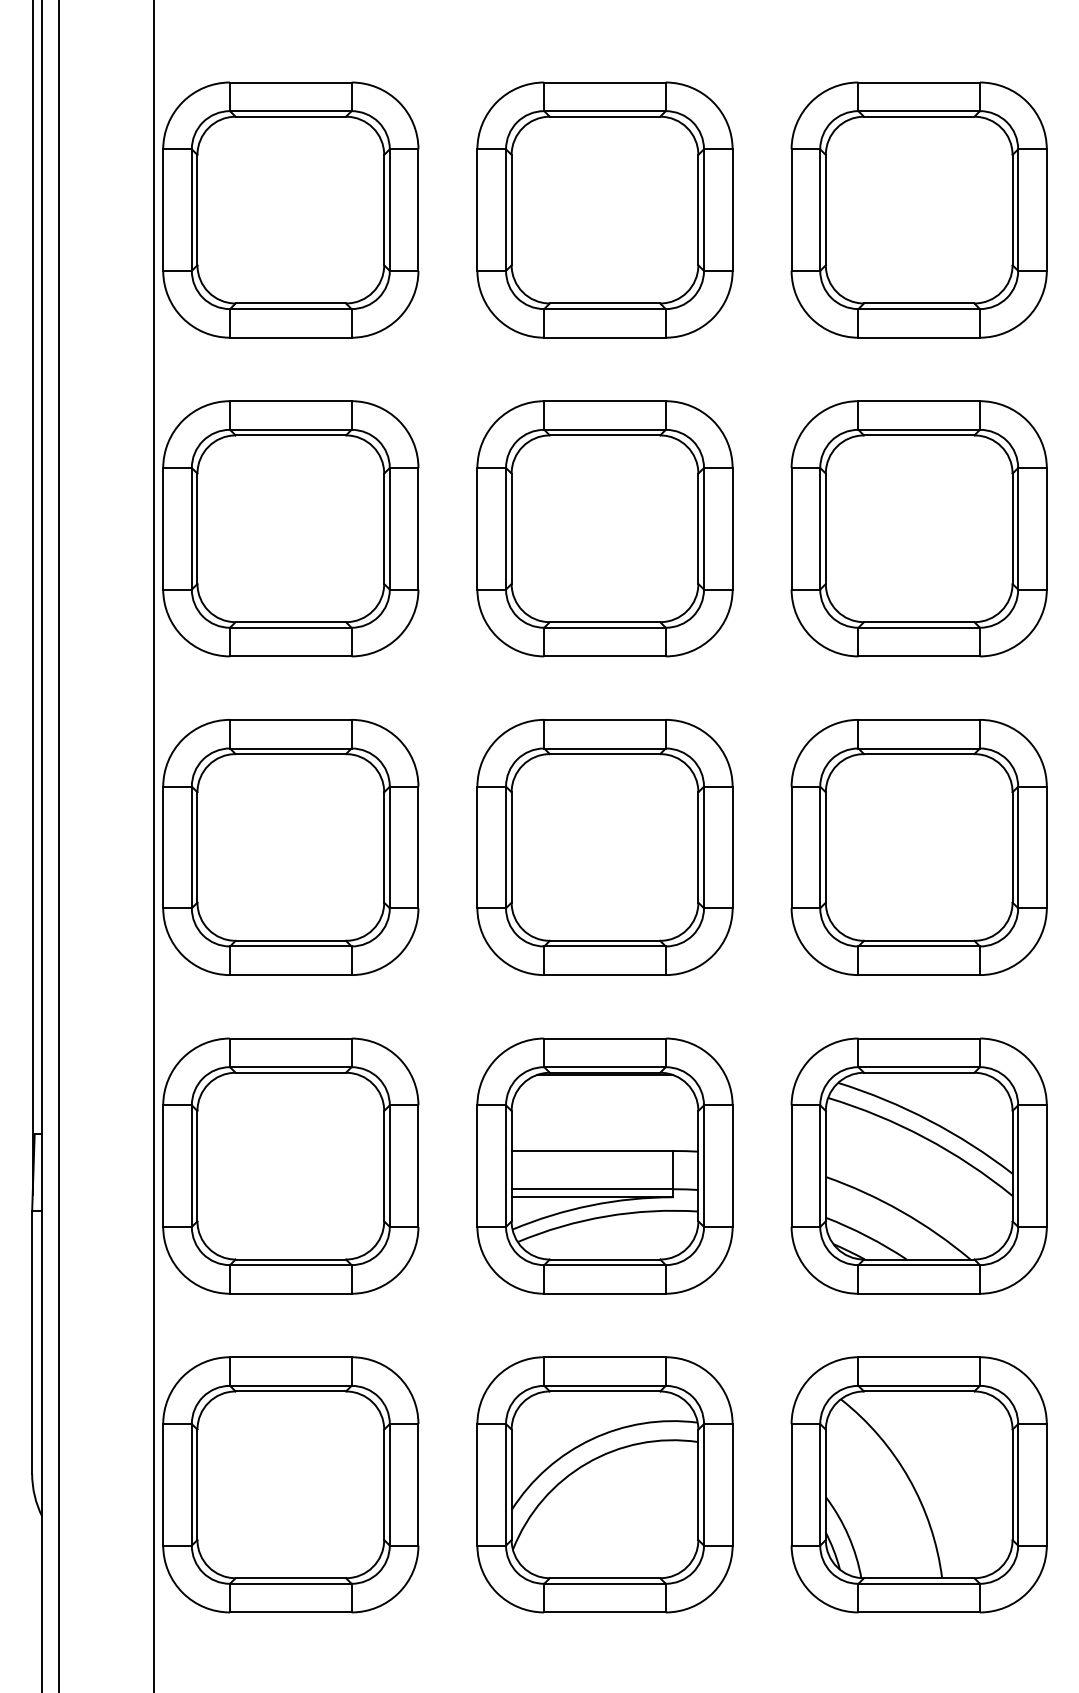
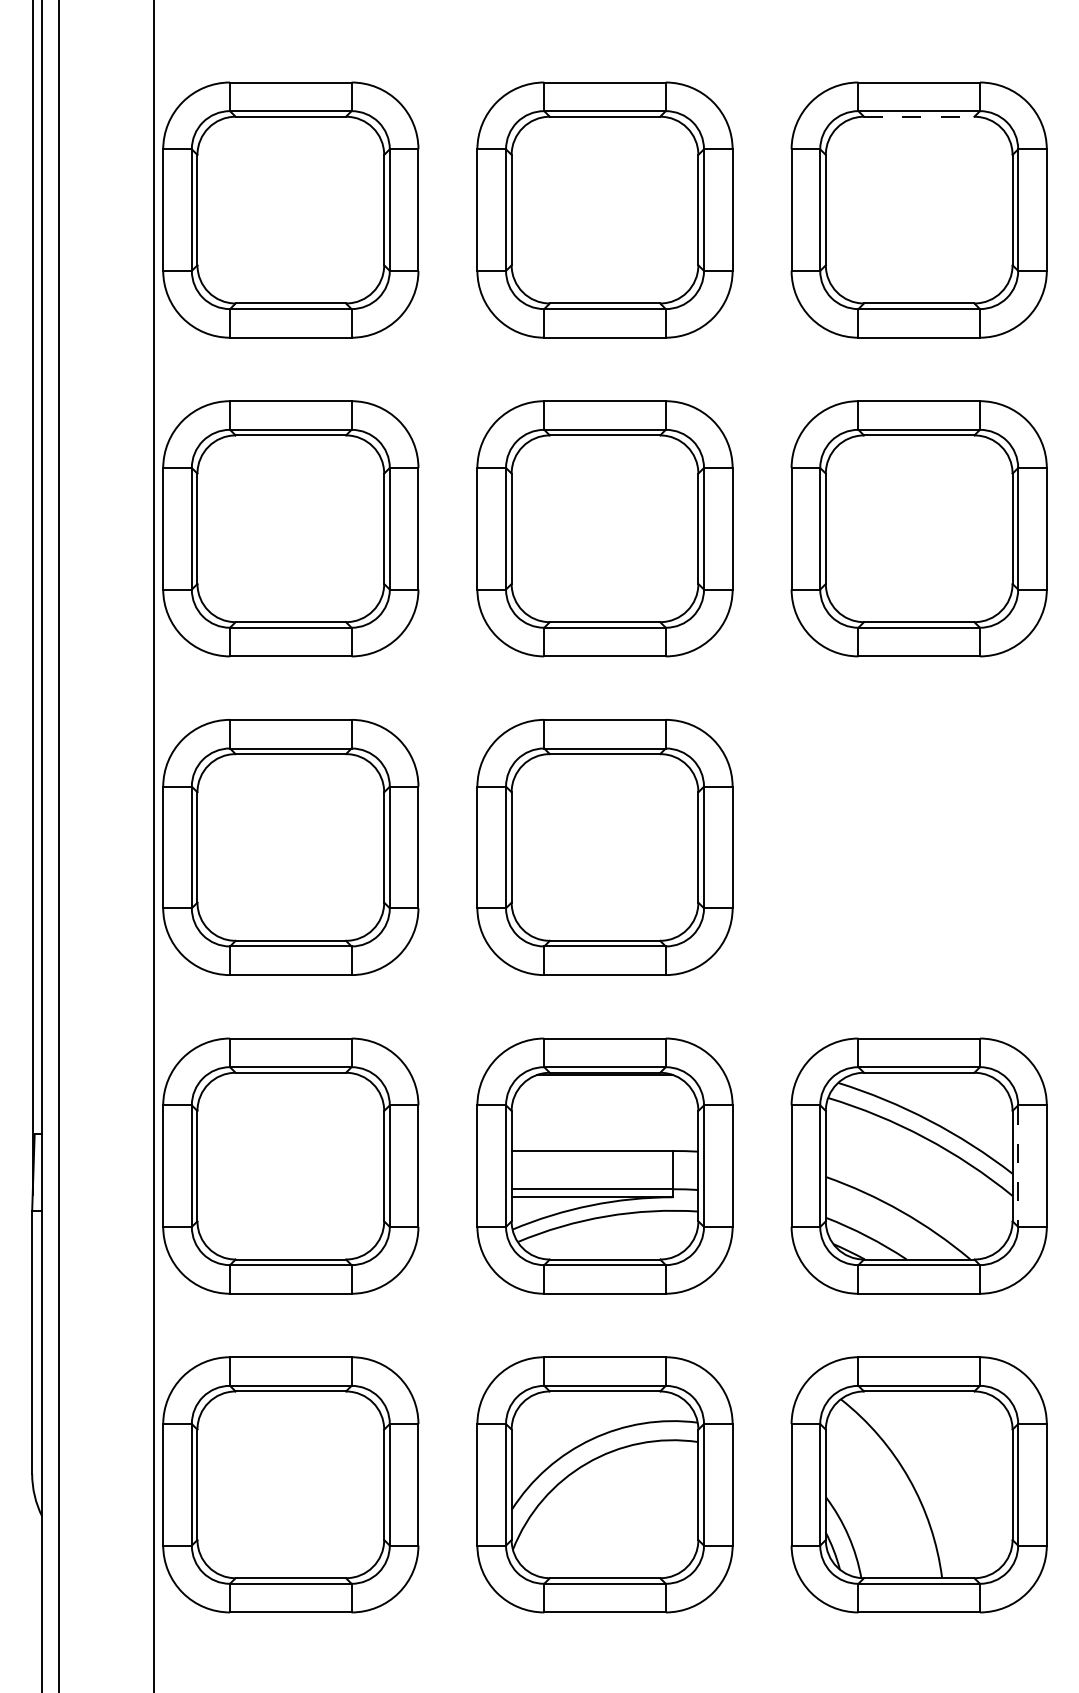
line: solid -> dashed (919, 116)
part: present -> none (918, 847)
line: solid -> dashed (1018, 1166)
